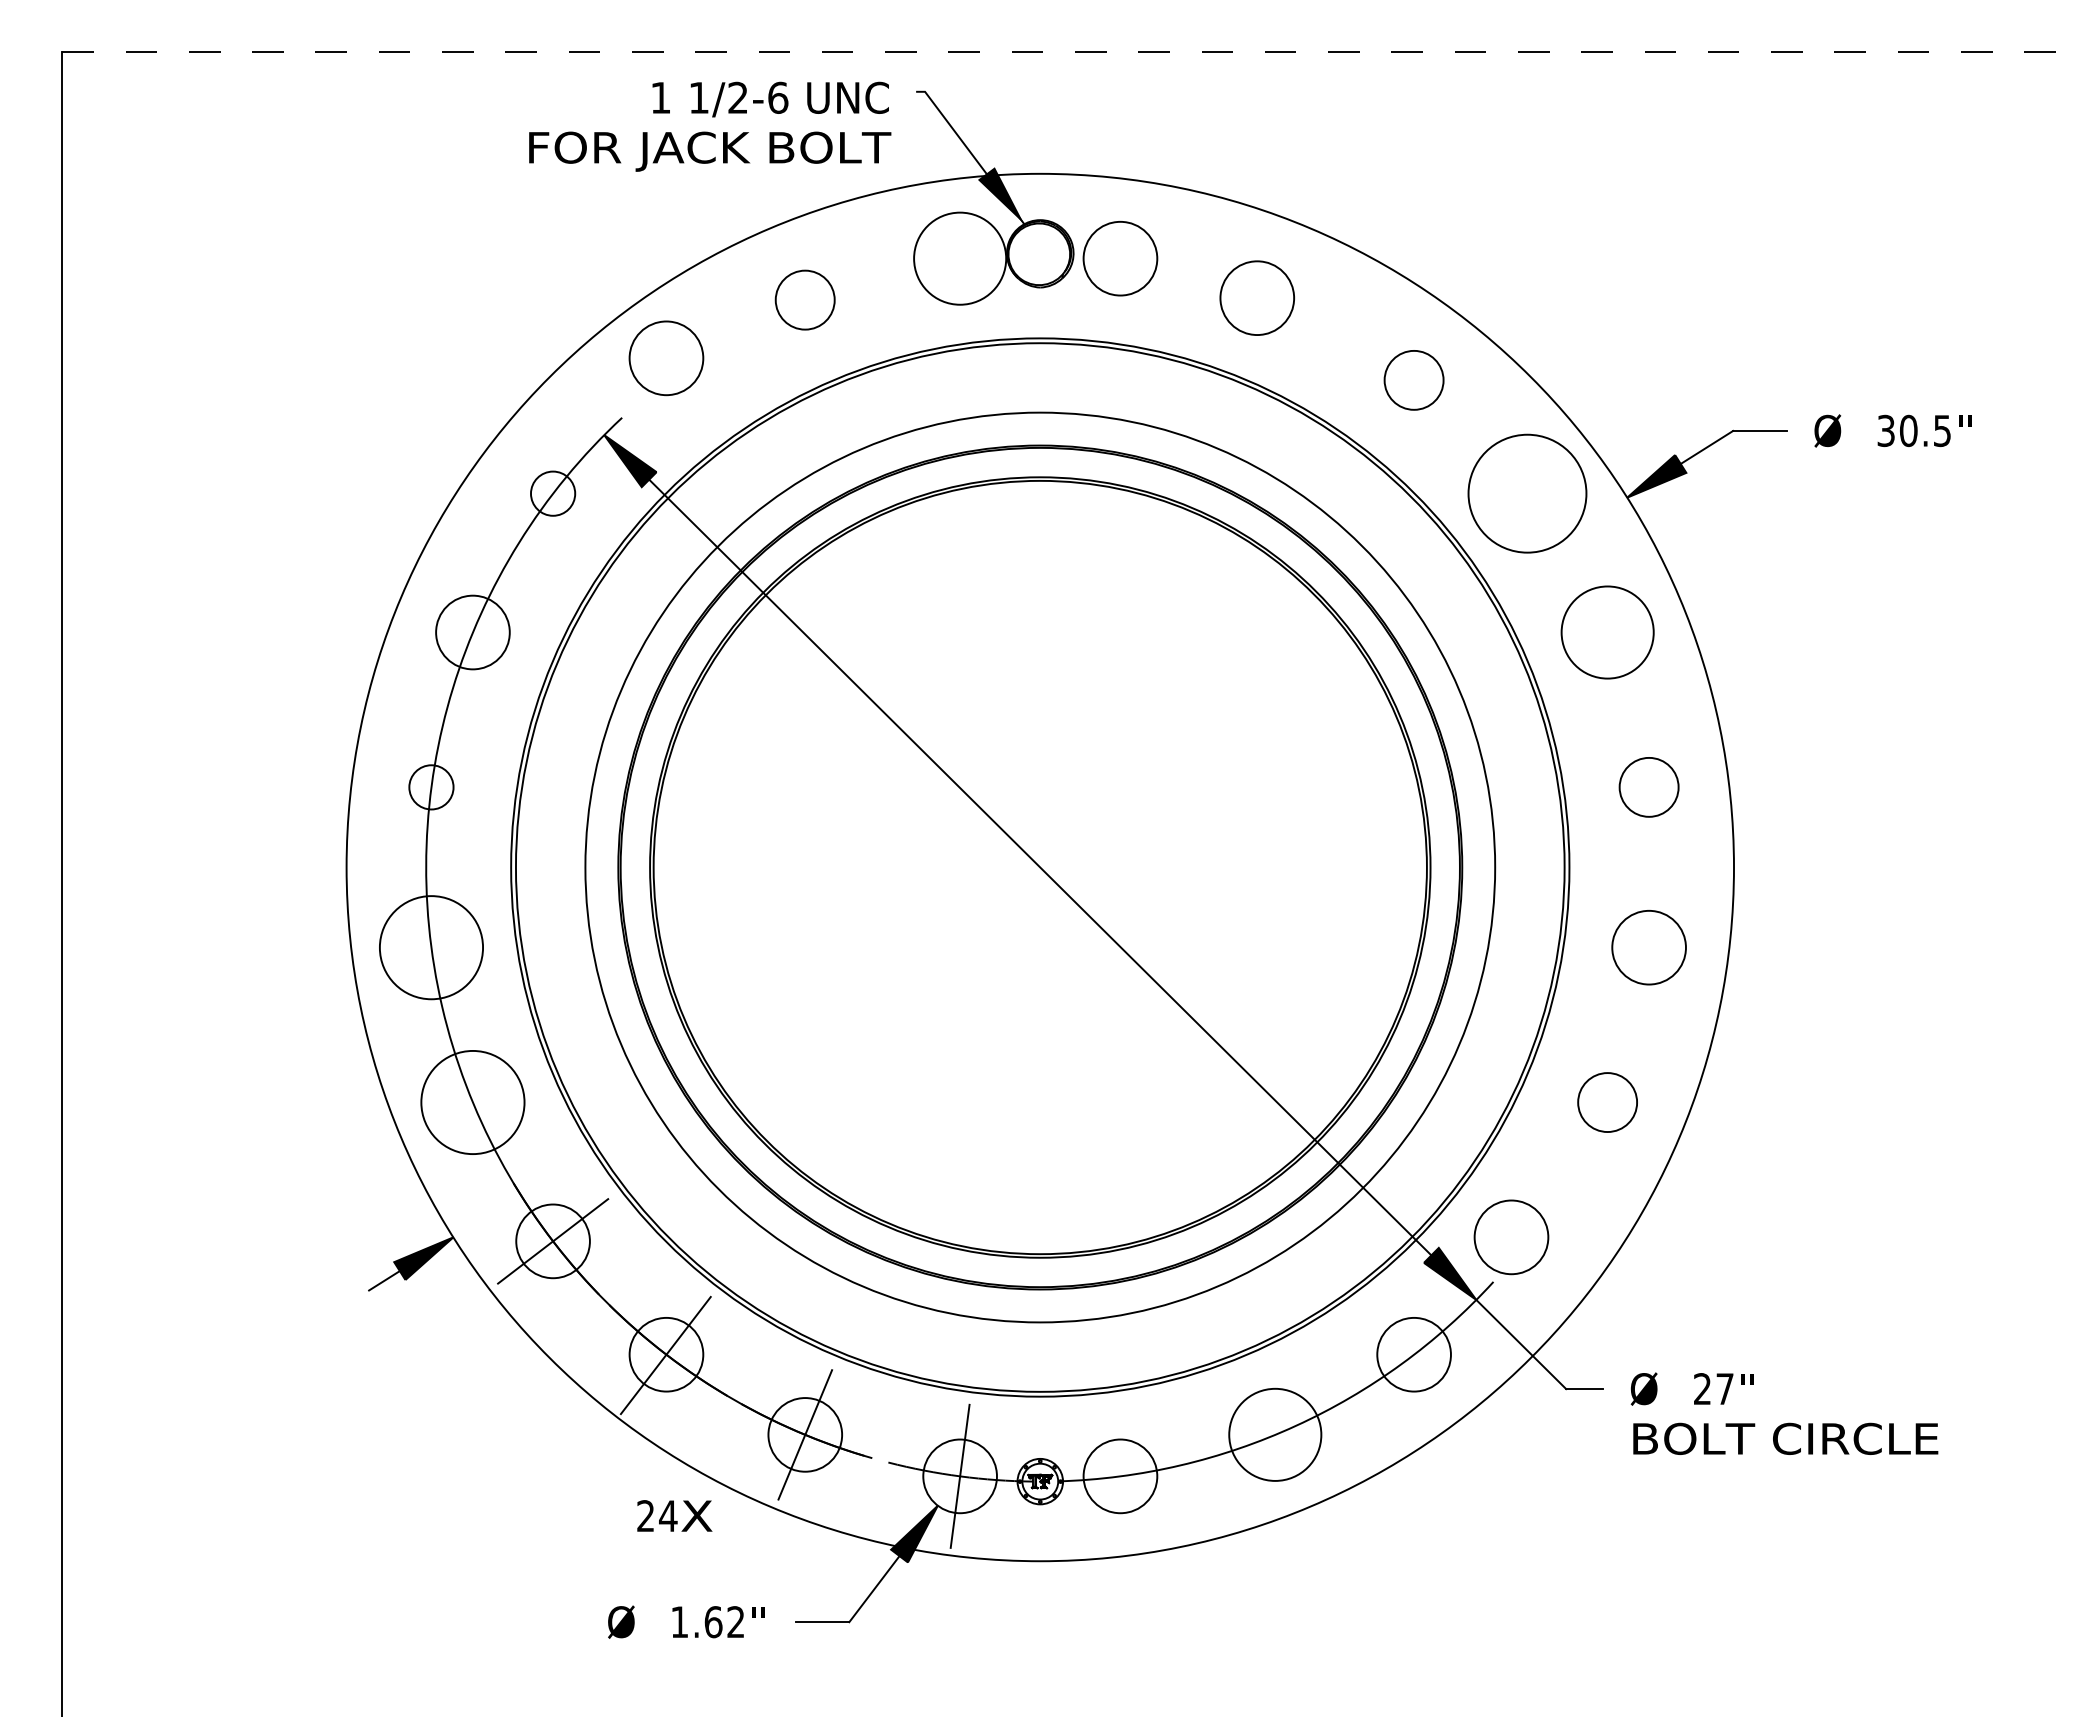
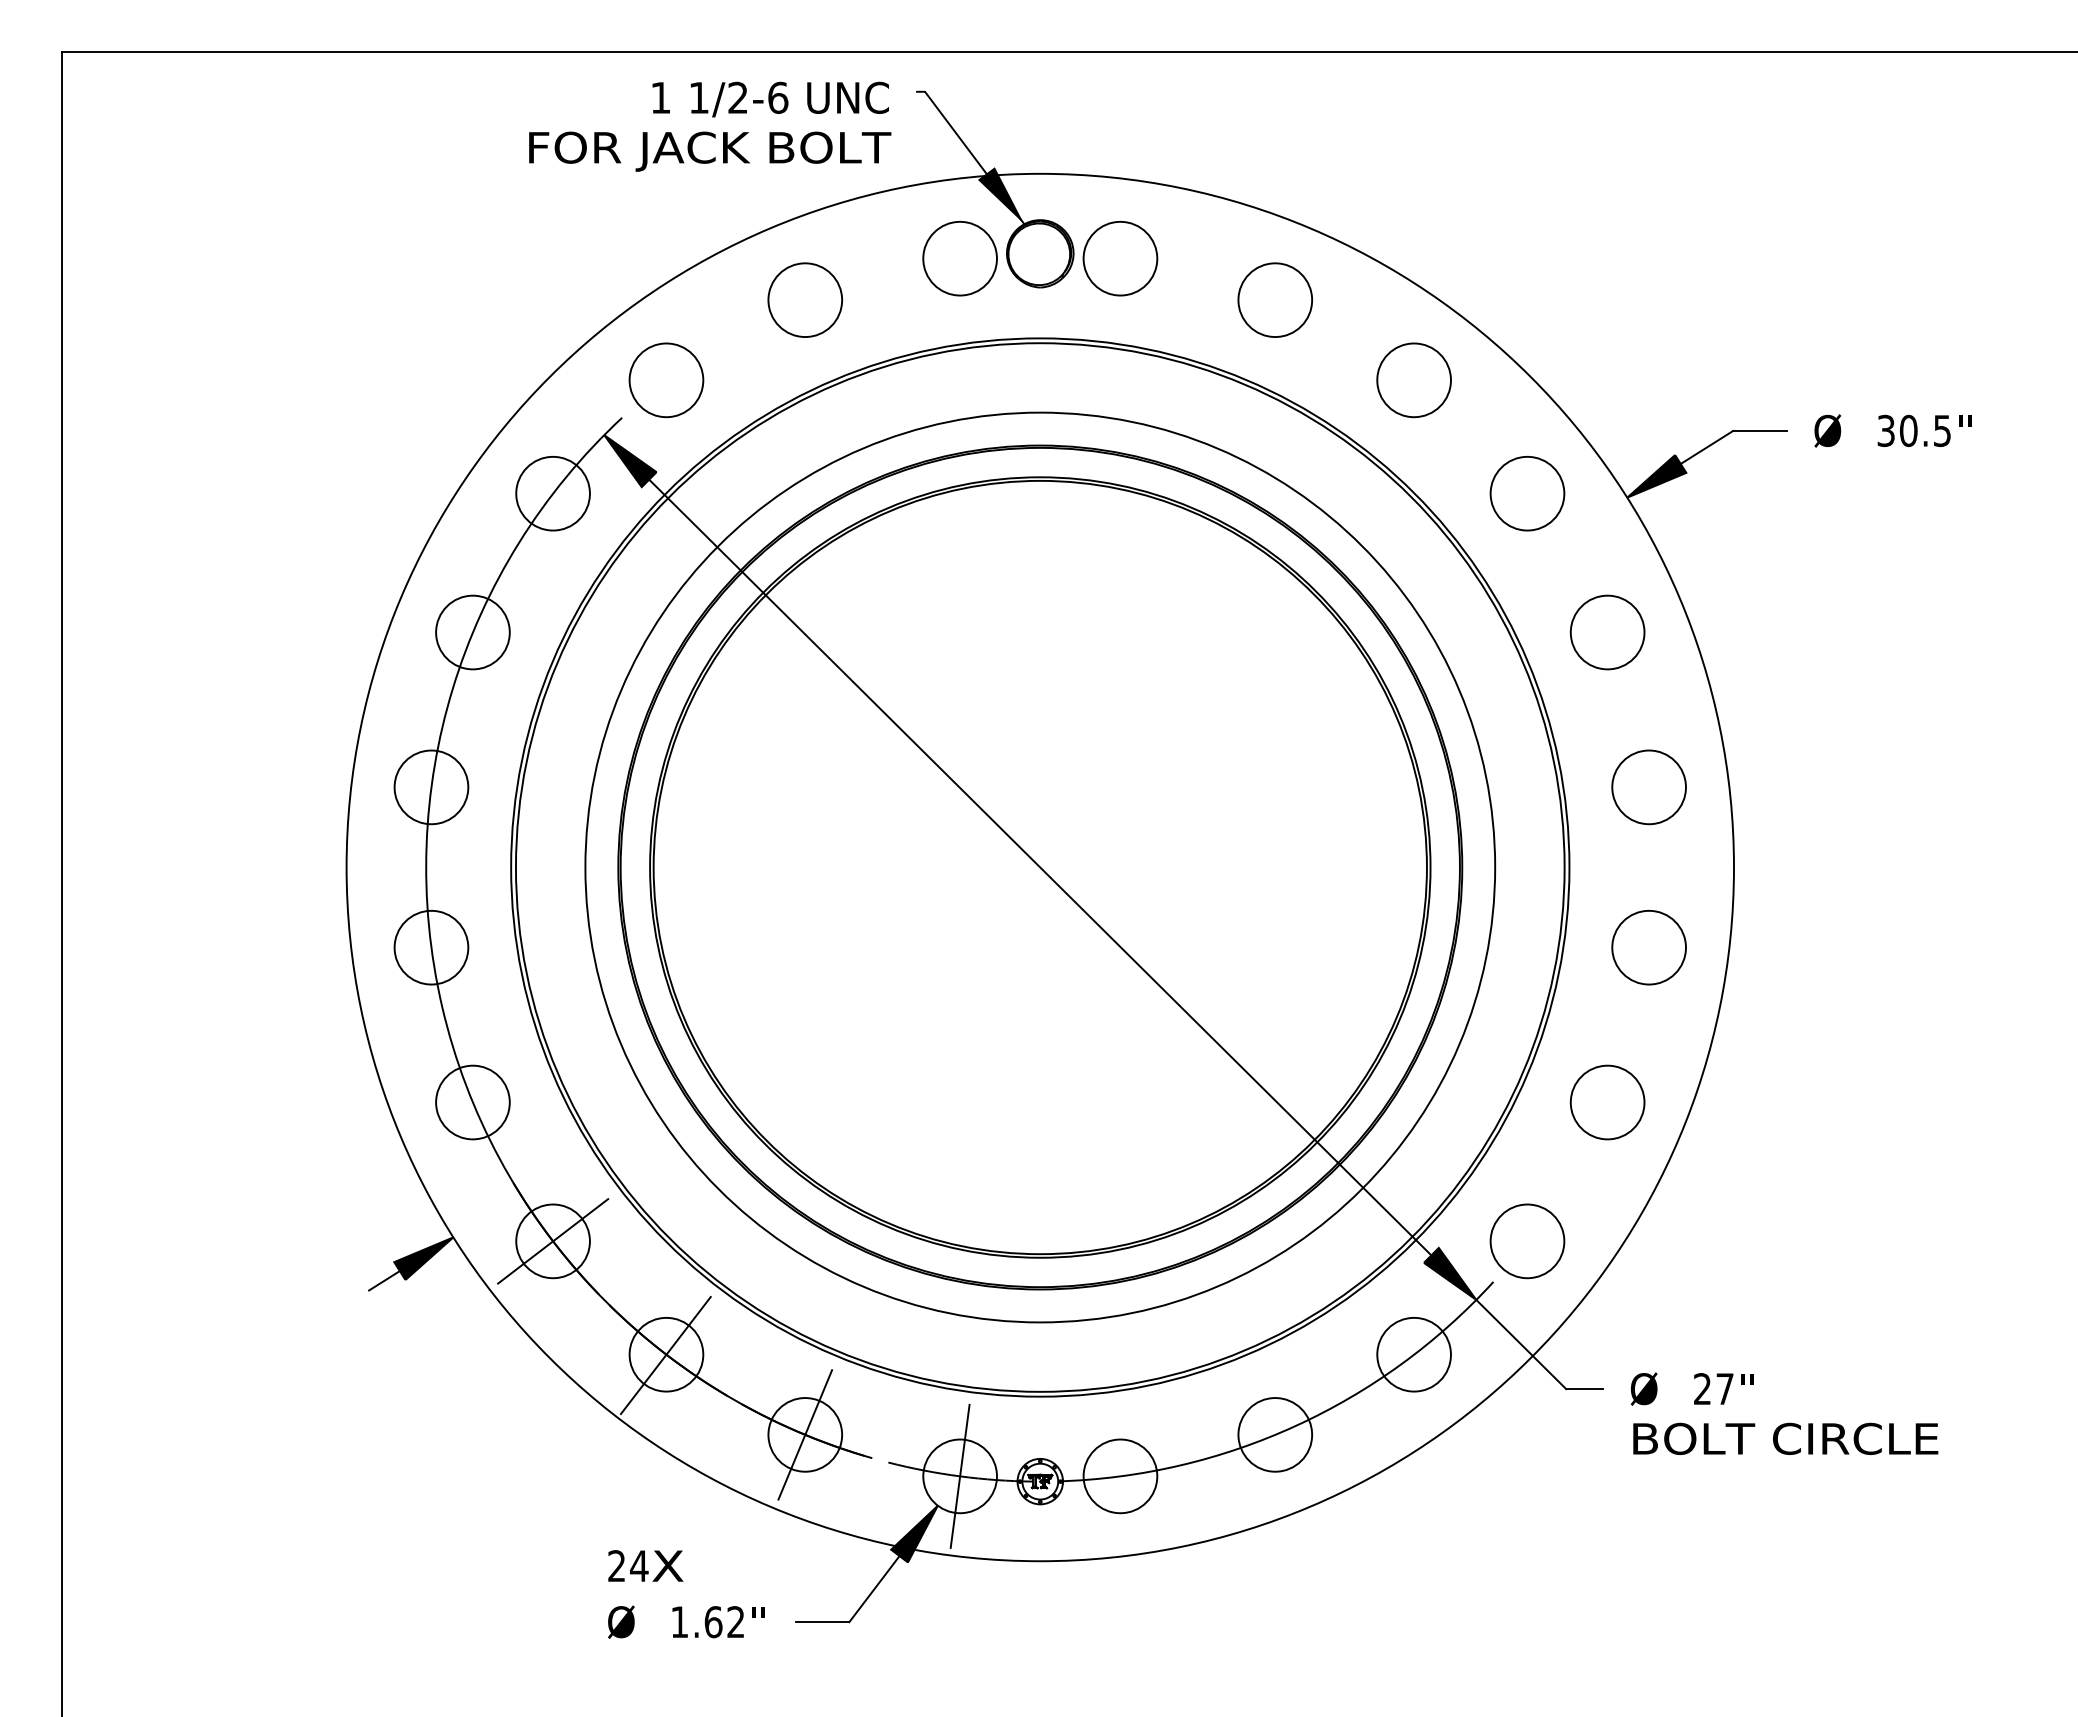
line: dashed -> solid (1070, 51)
circle diameter: 92 px -> 74 px (959, 258)
circle position: (1256, 297) -> (1274, 299) (1274, 299)
circle size: 62x62 px -> 76x76 px (804, 299)
circle position: (666, 358) -> (666, 380) (666, 380)
circle size: 62x61 px -> 76x77 px (1413, 380)
circle diameter: 44 px -> 74 px (552, 493)
circle diameter: 118 px -> 74 px (1527, 493)
circle size: 95x95 px -> 77x77 px (1607, 632)
circle diameter: 59 px -> 74 px (1648, 787)
circle diameter: 44 px -> 74 px (431, 787)
circle diameter: 103 px -> 74 px (431, 947)
circle diameter: 103 px -> 74 px (472, 1102)
circle diameter: 59 px -> 74 px (1607, 1102)
circle position: (1511, 1237) -> (1527, 1241) (1527, 1241)
circle diameter: 92 px -> 74 px (1275, 1434)
text position: (674, 1515) -> (645, 1565) (645, 1565)
